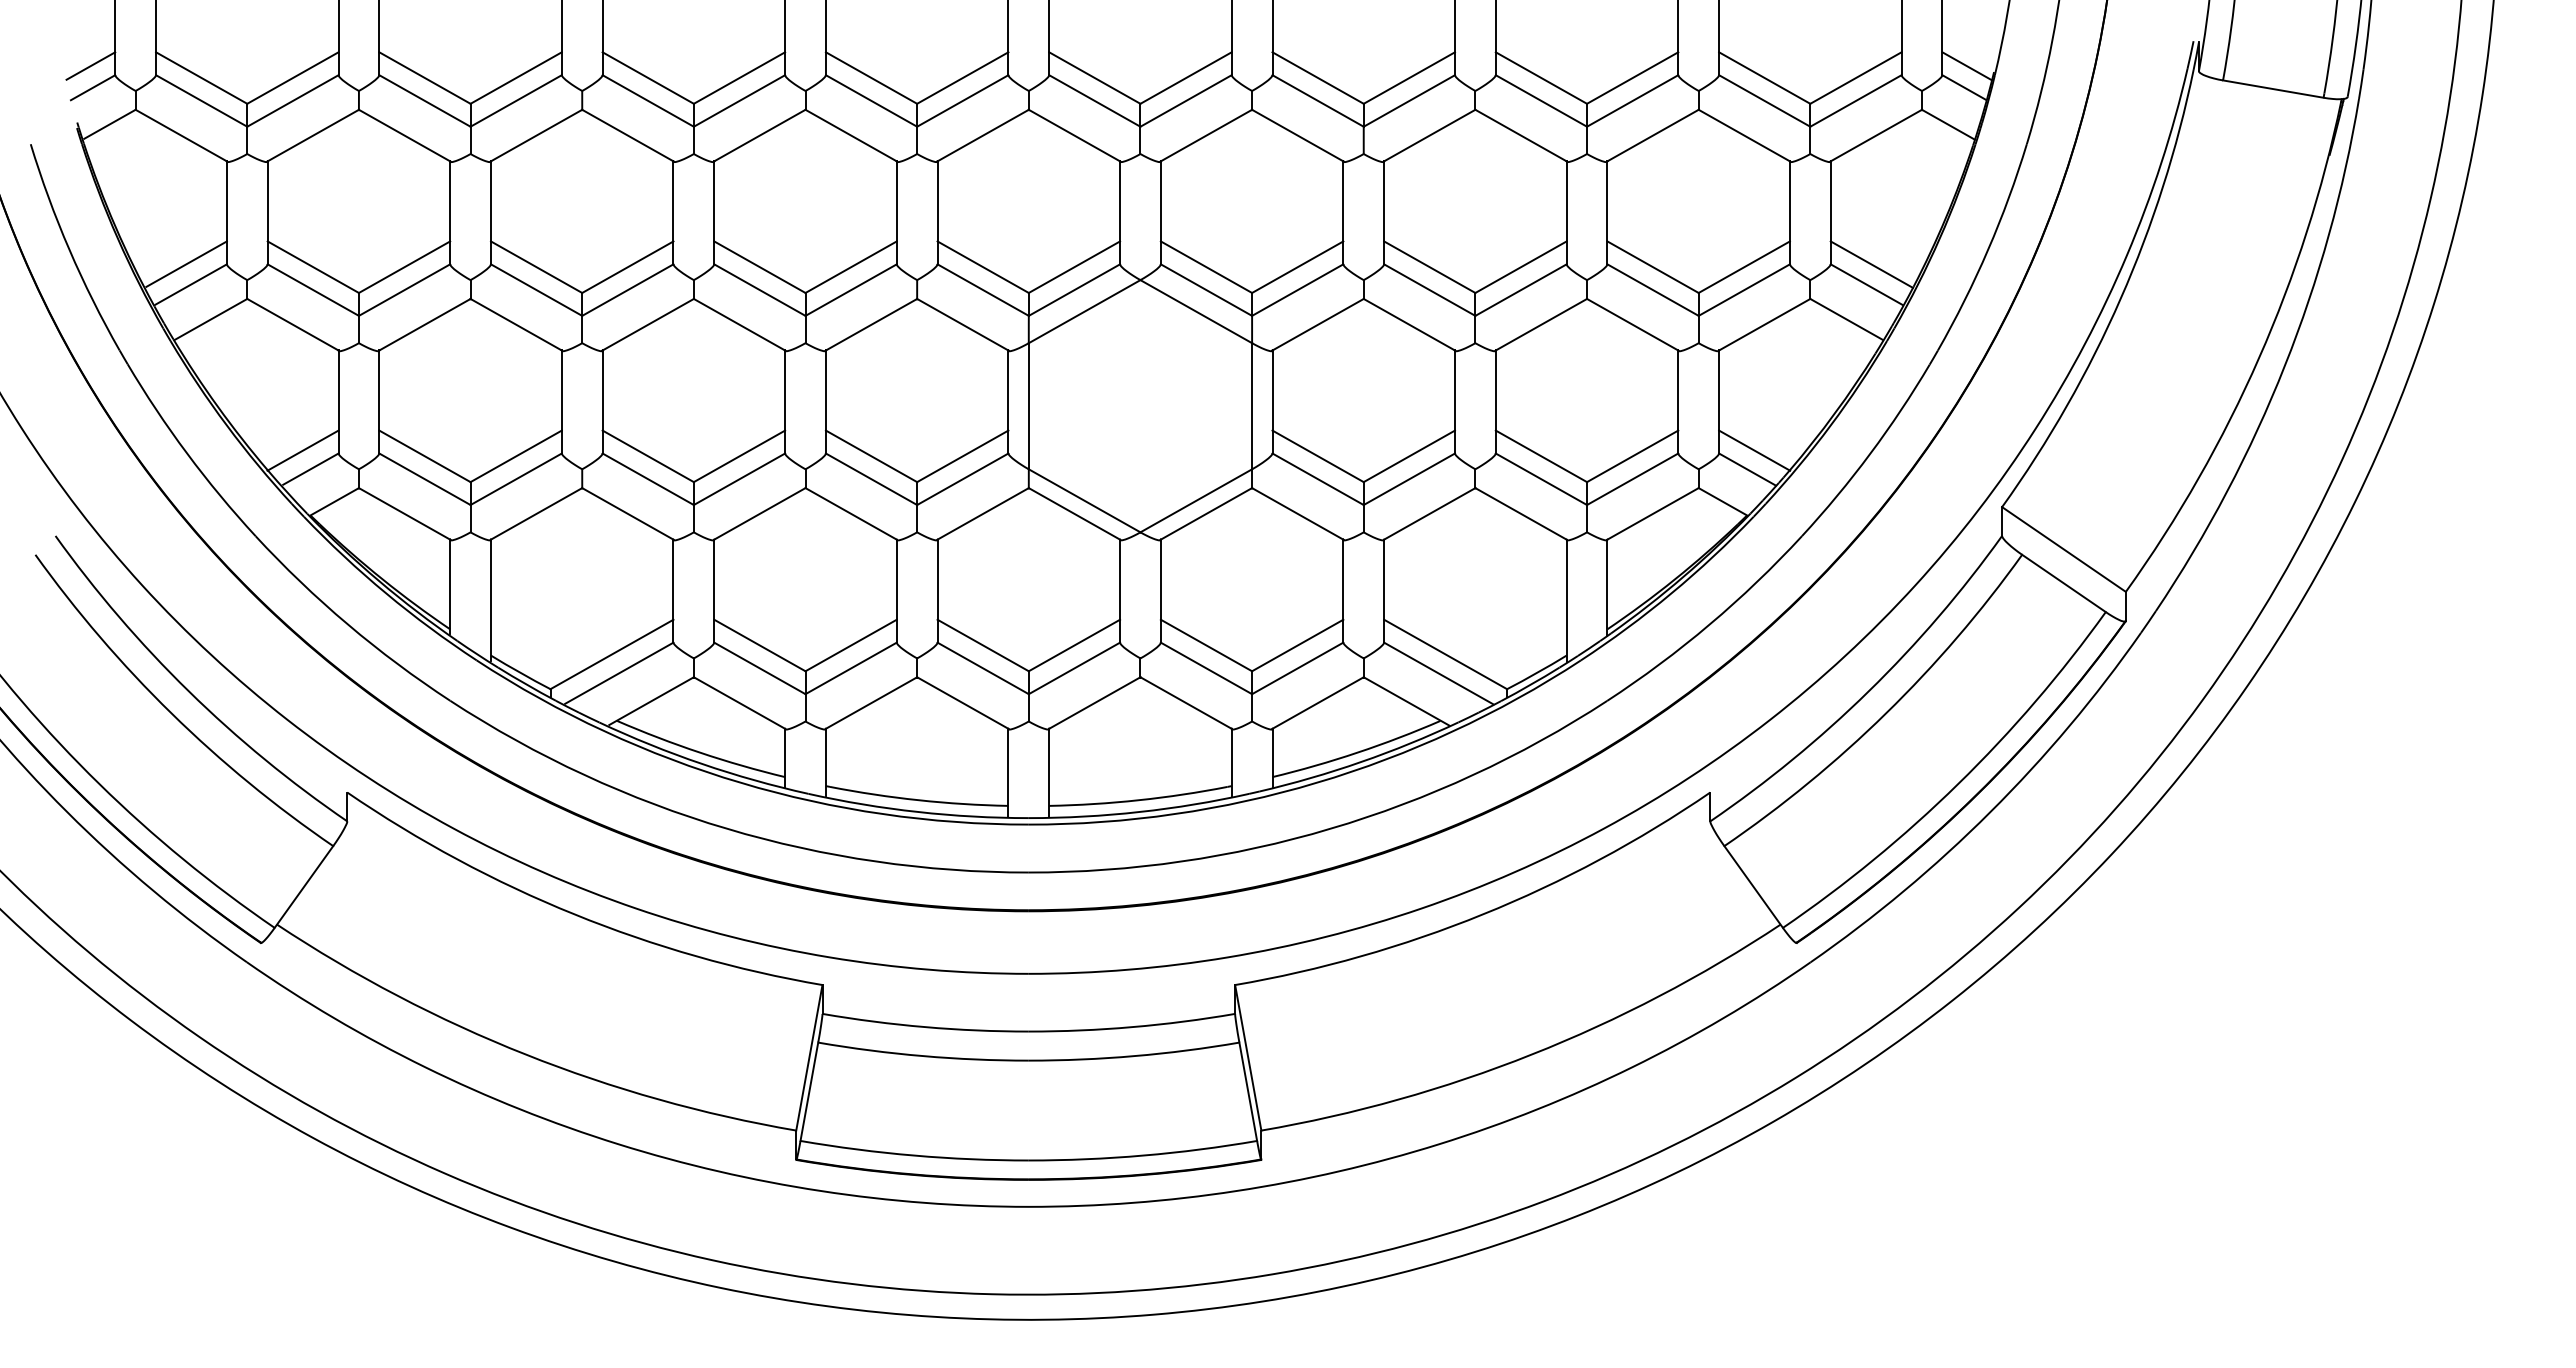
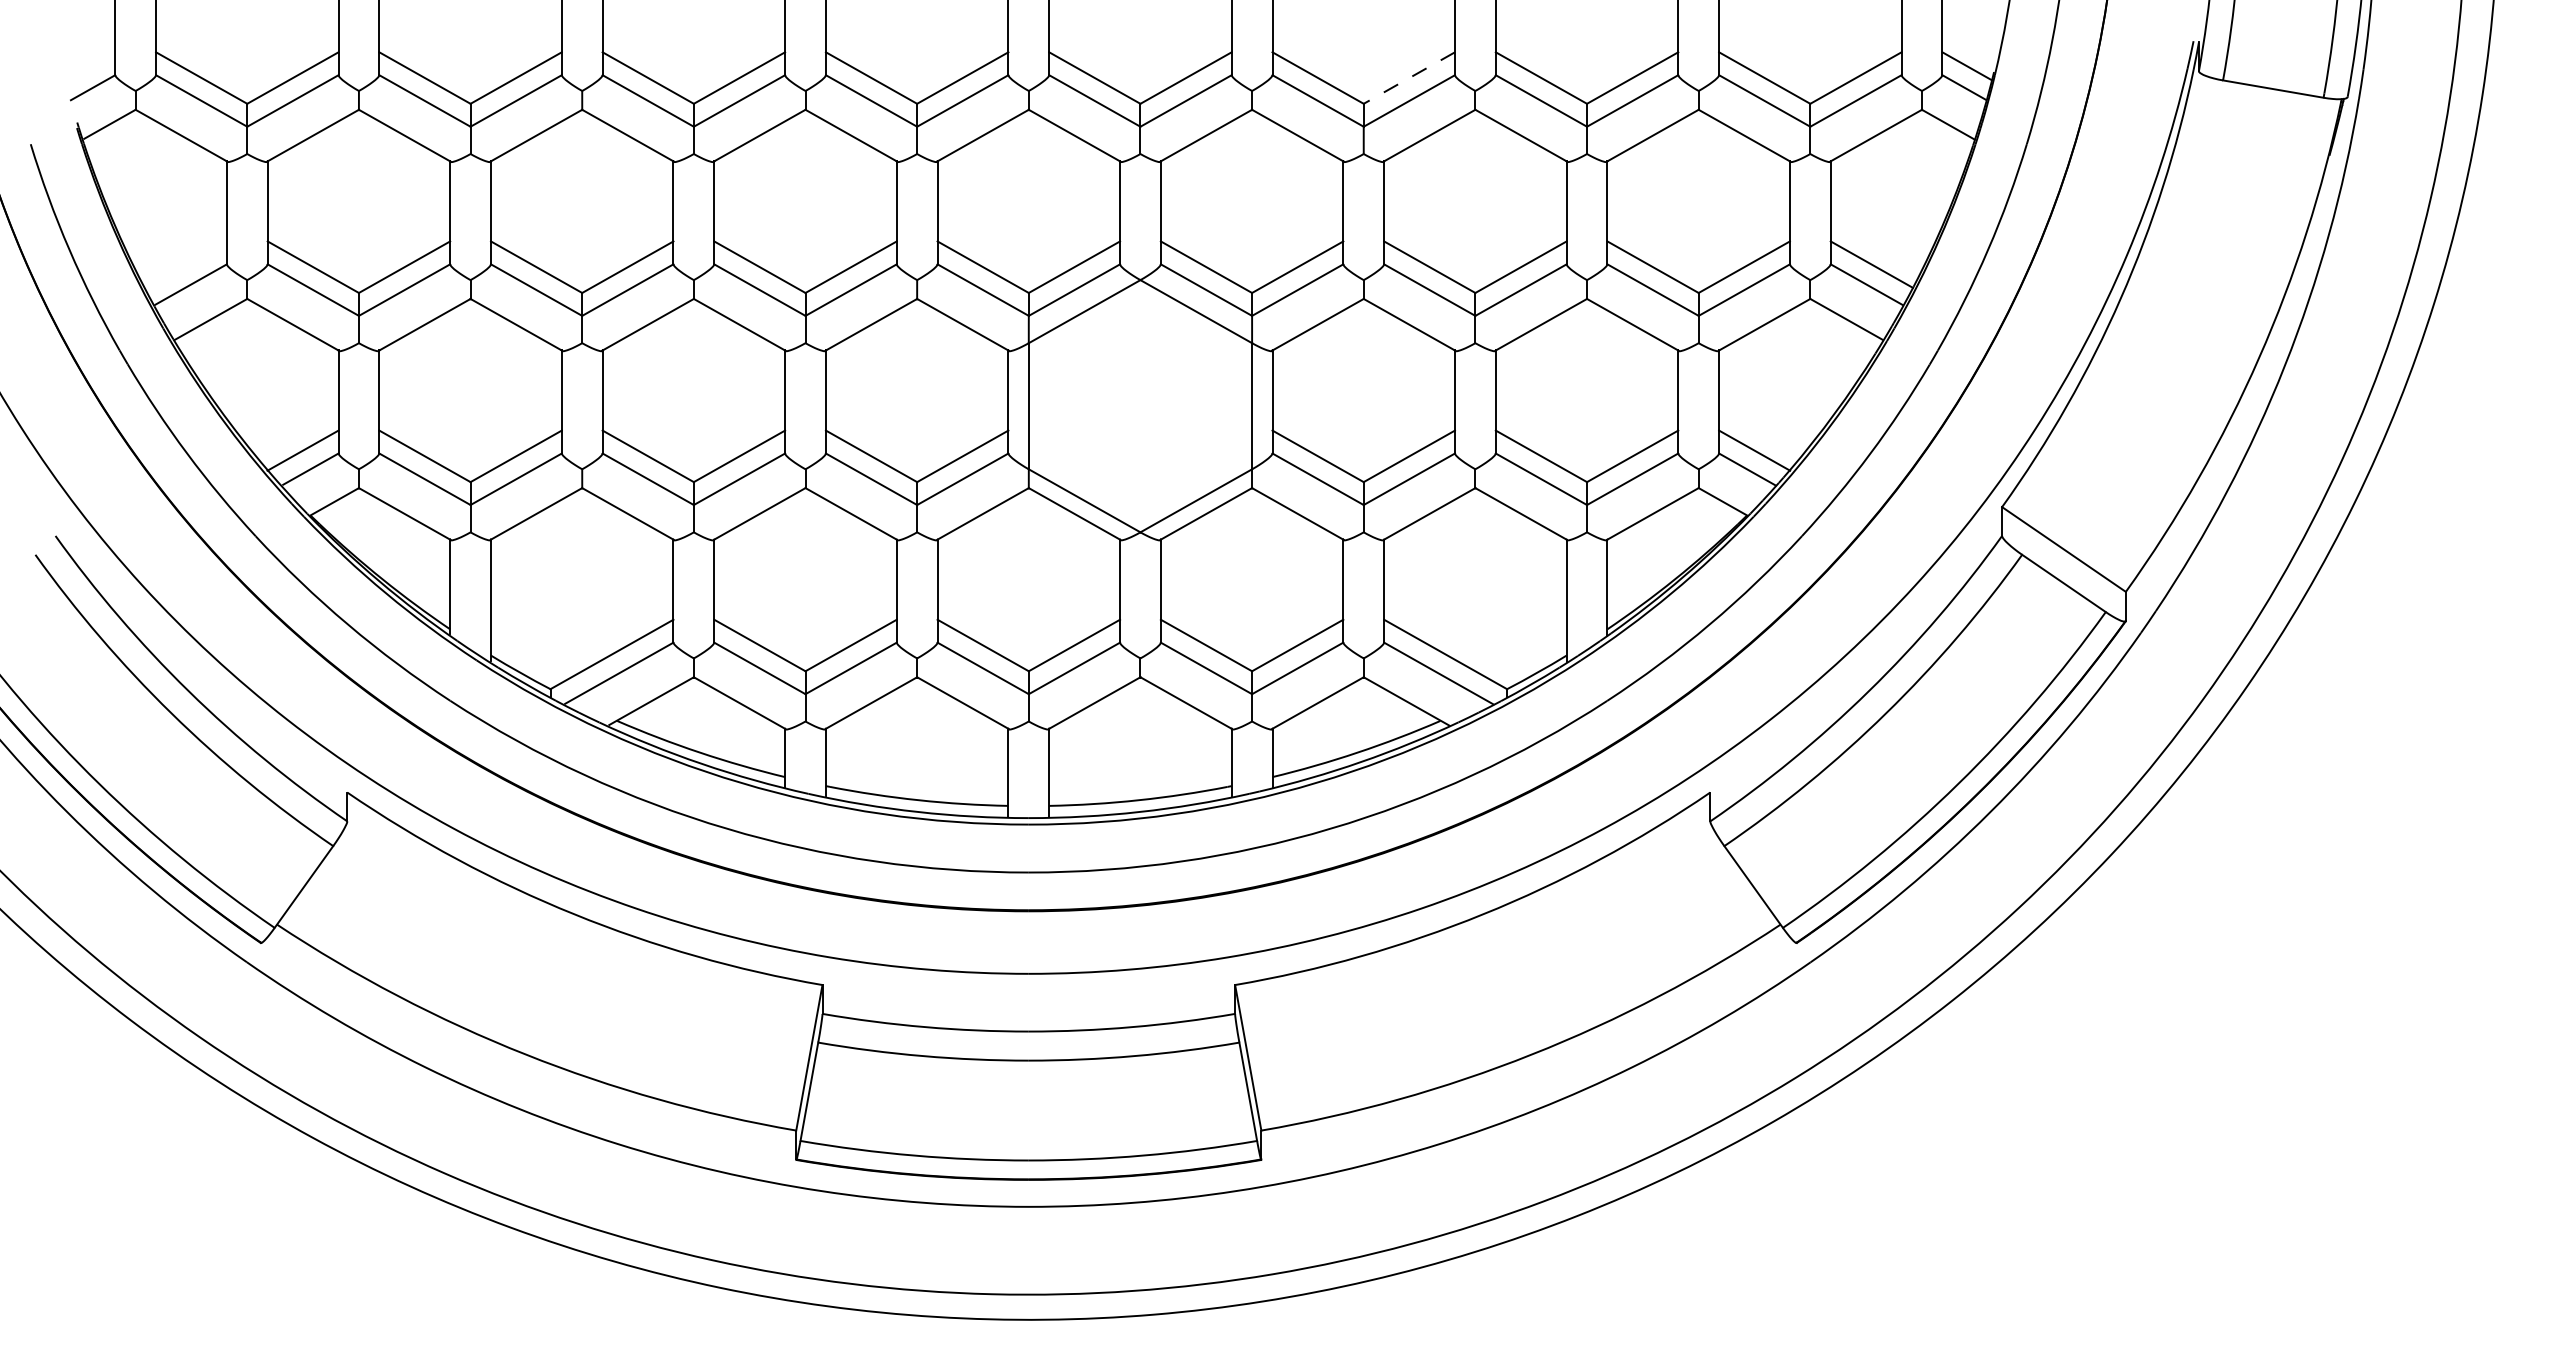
line: present -> none (90, 65)
line: solid -> dashed (1408, 78)
line: present -> none (186, 263)
